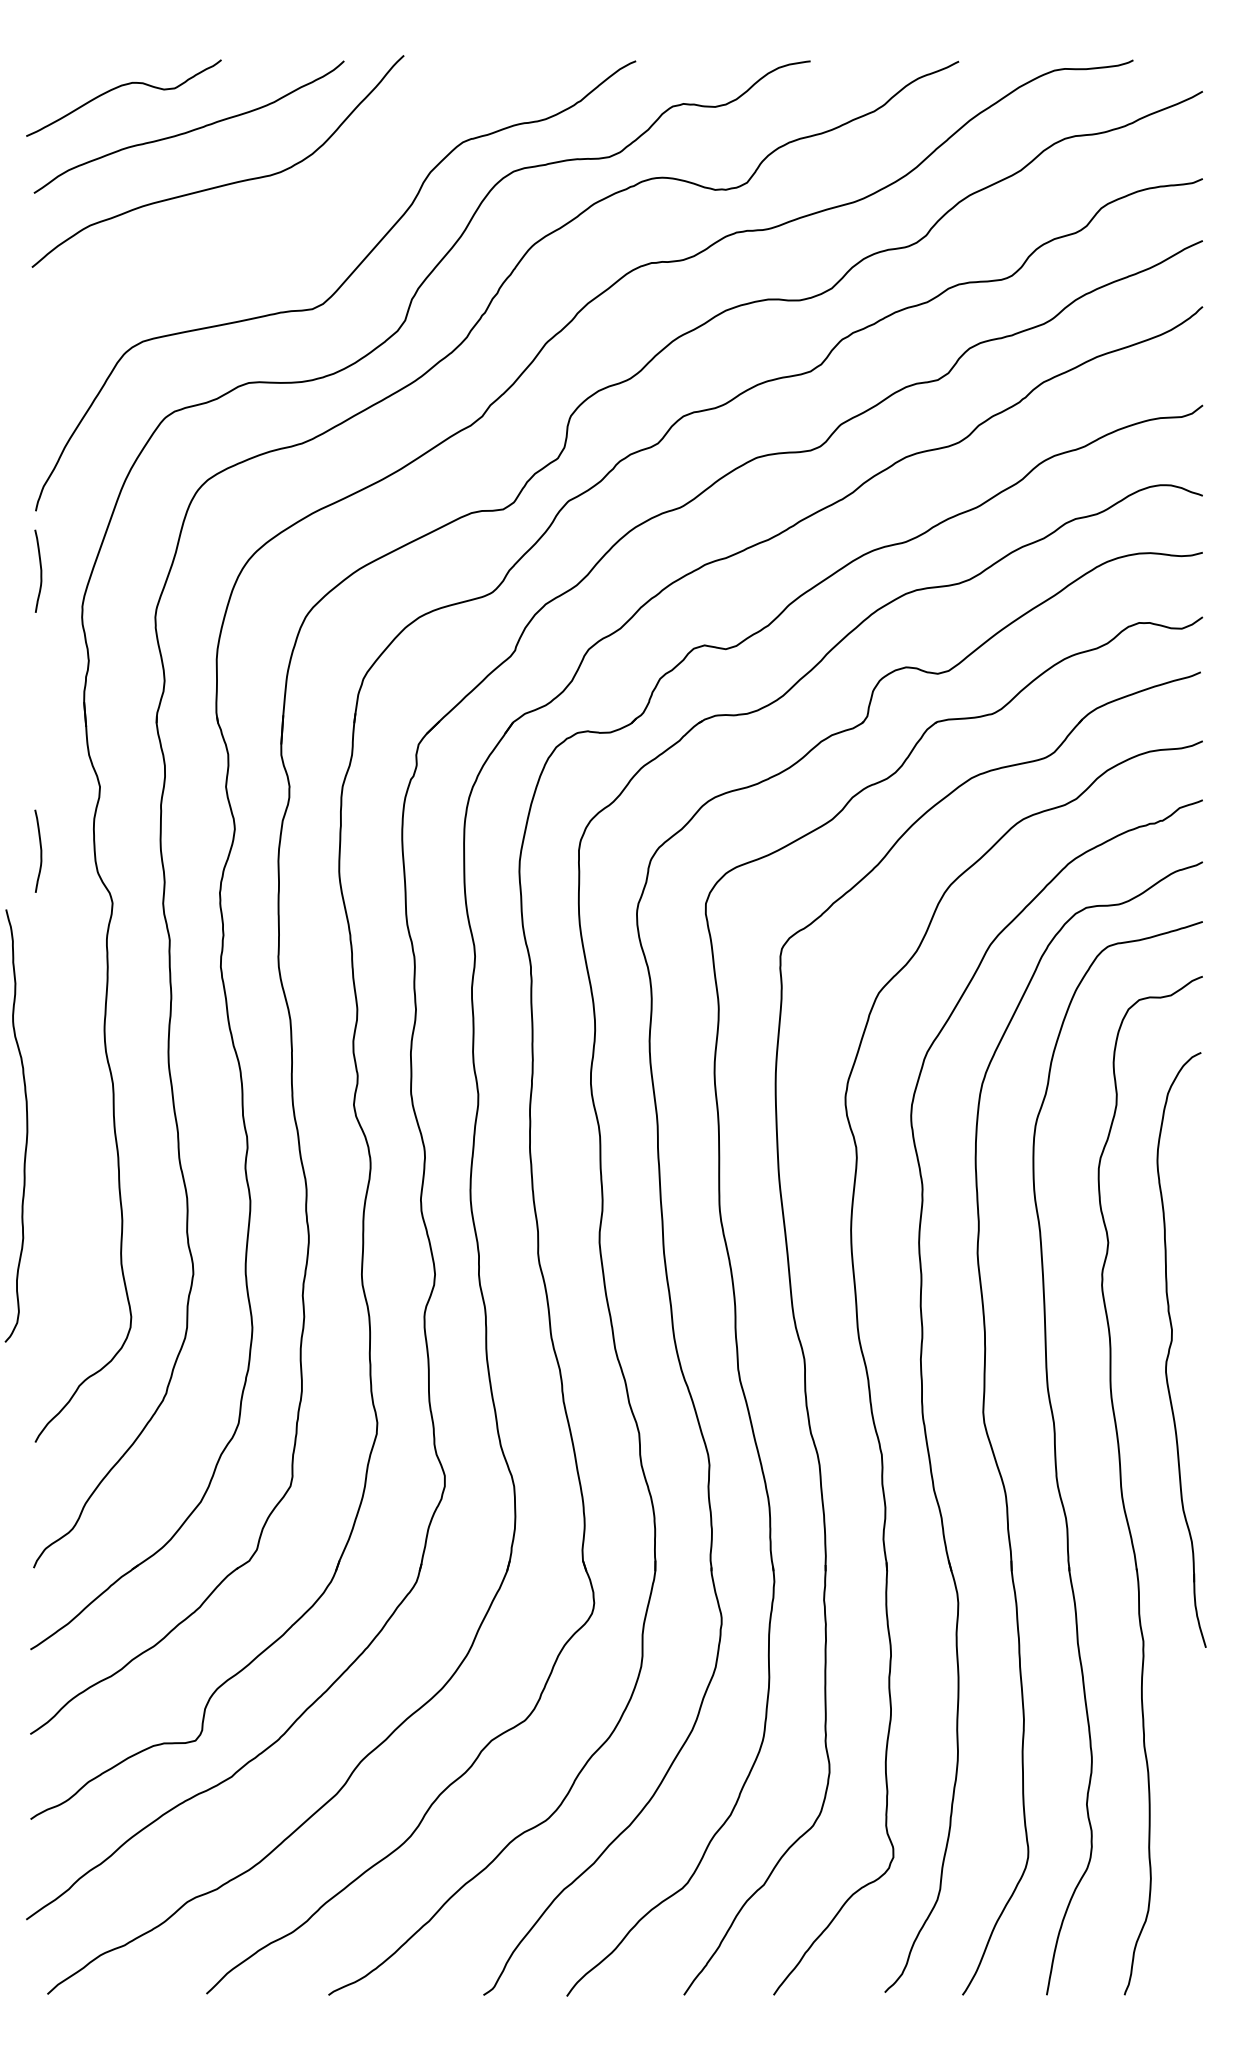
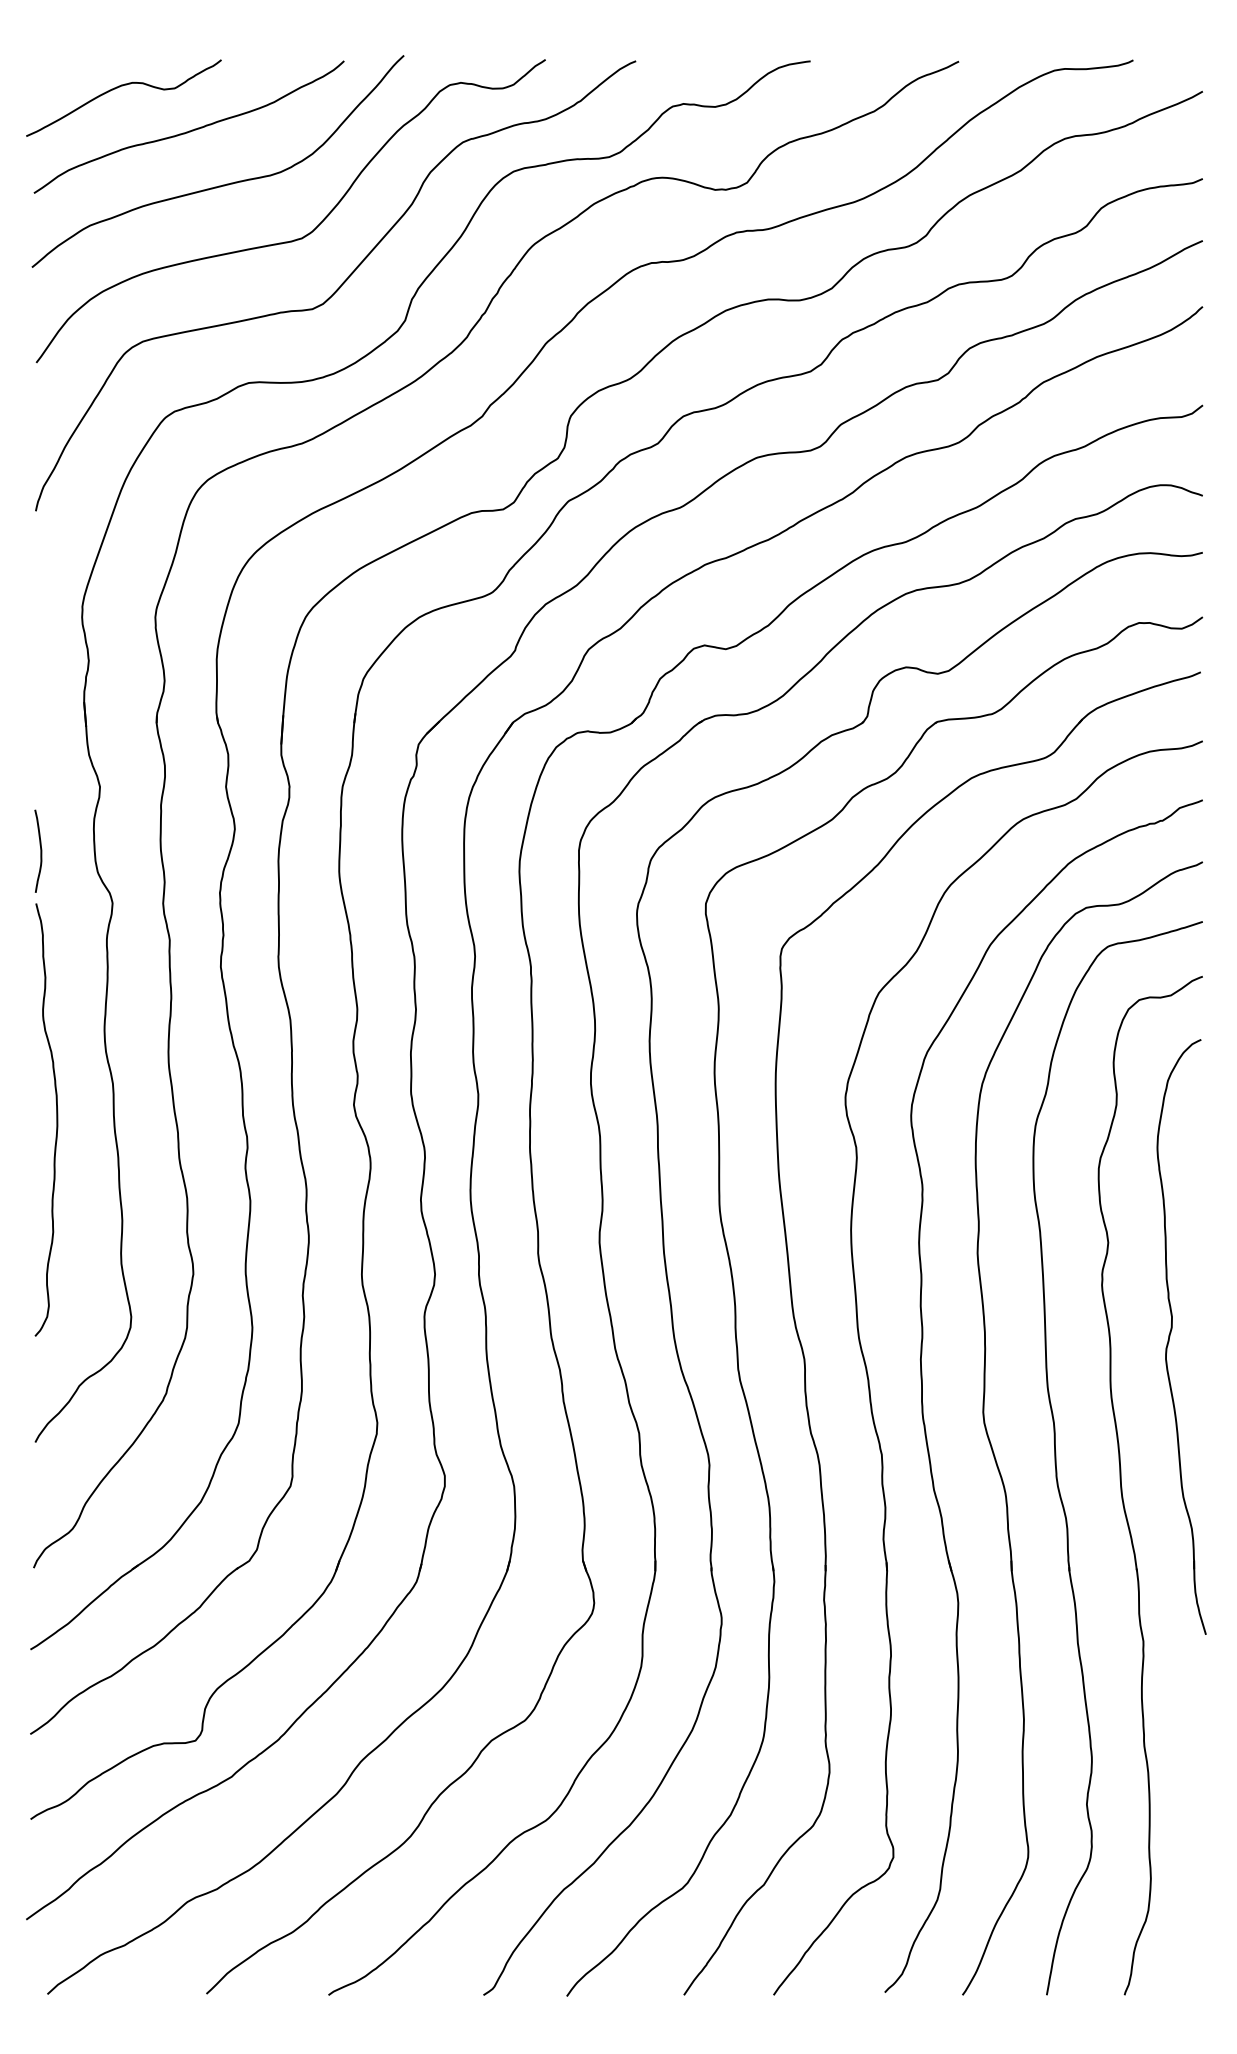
curve: none -> present (304, 235)
curve: present -> none (40, 570)
curve position: (26, 1125) -> (56, 1119) (56, 1119)
part position: (1171, 1346) -> (1171, 1333) (1171, 1333)
